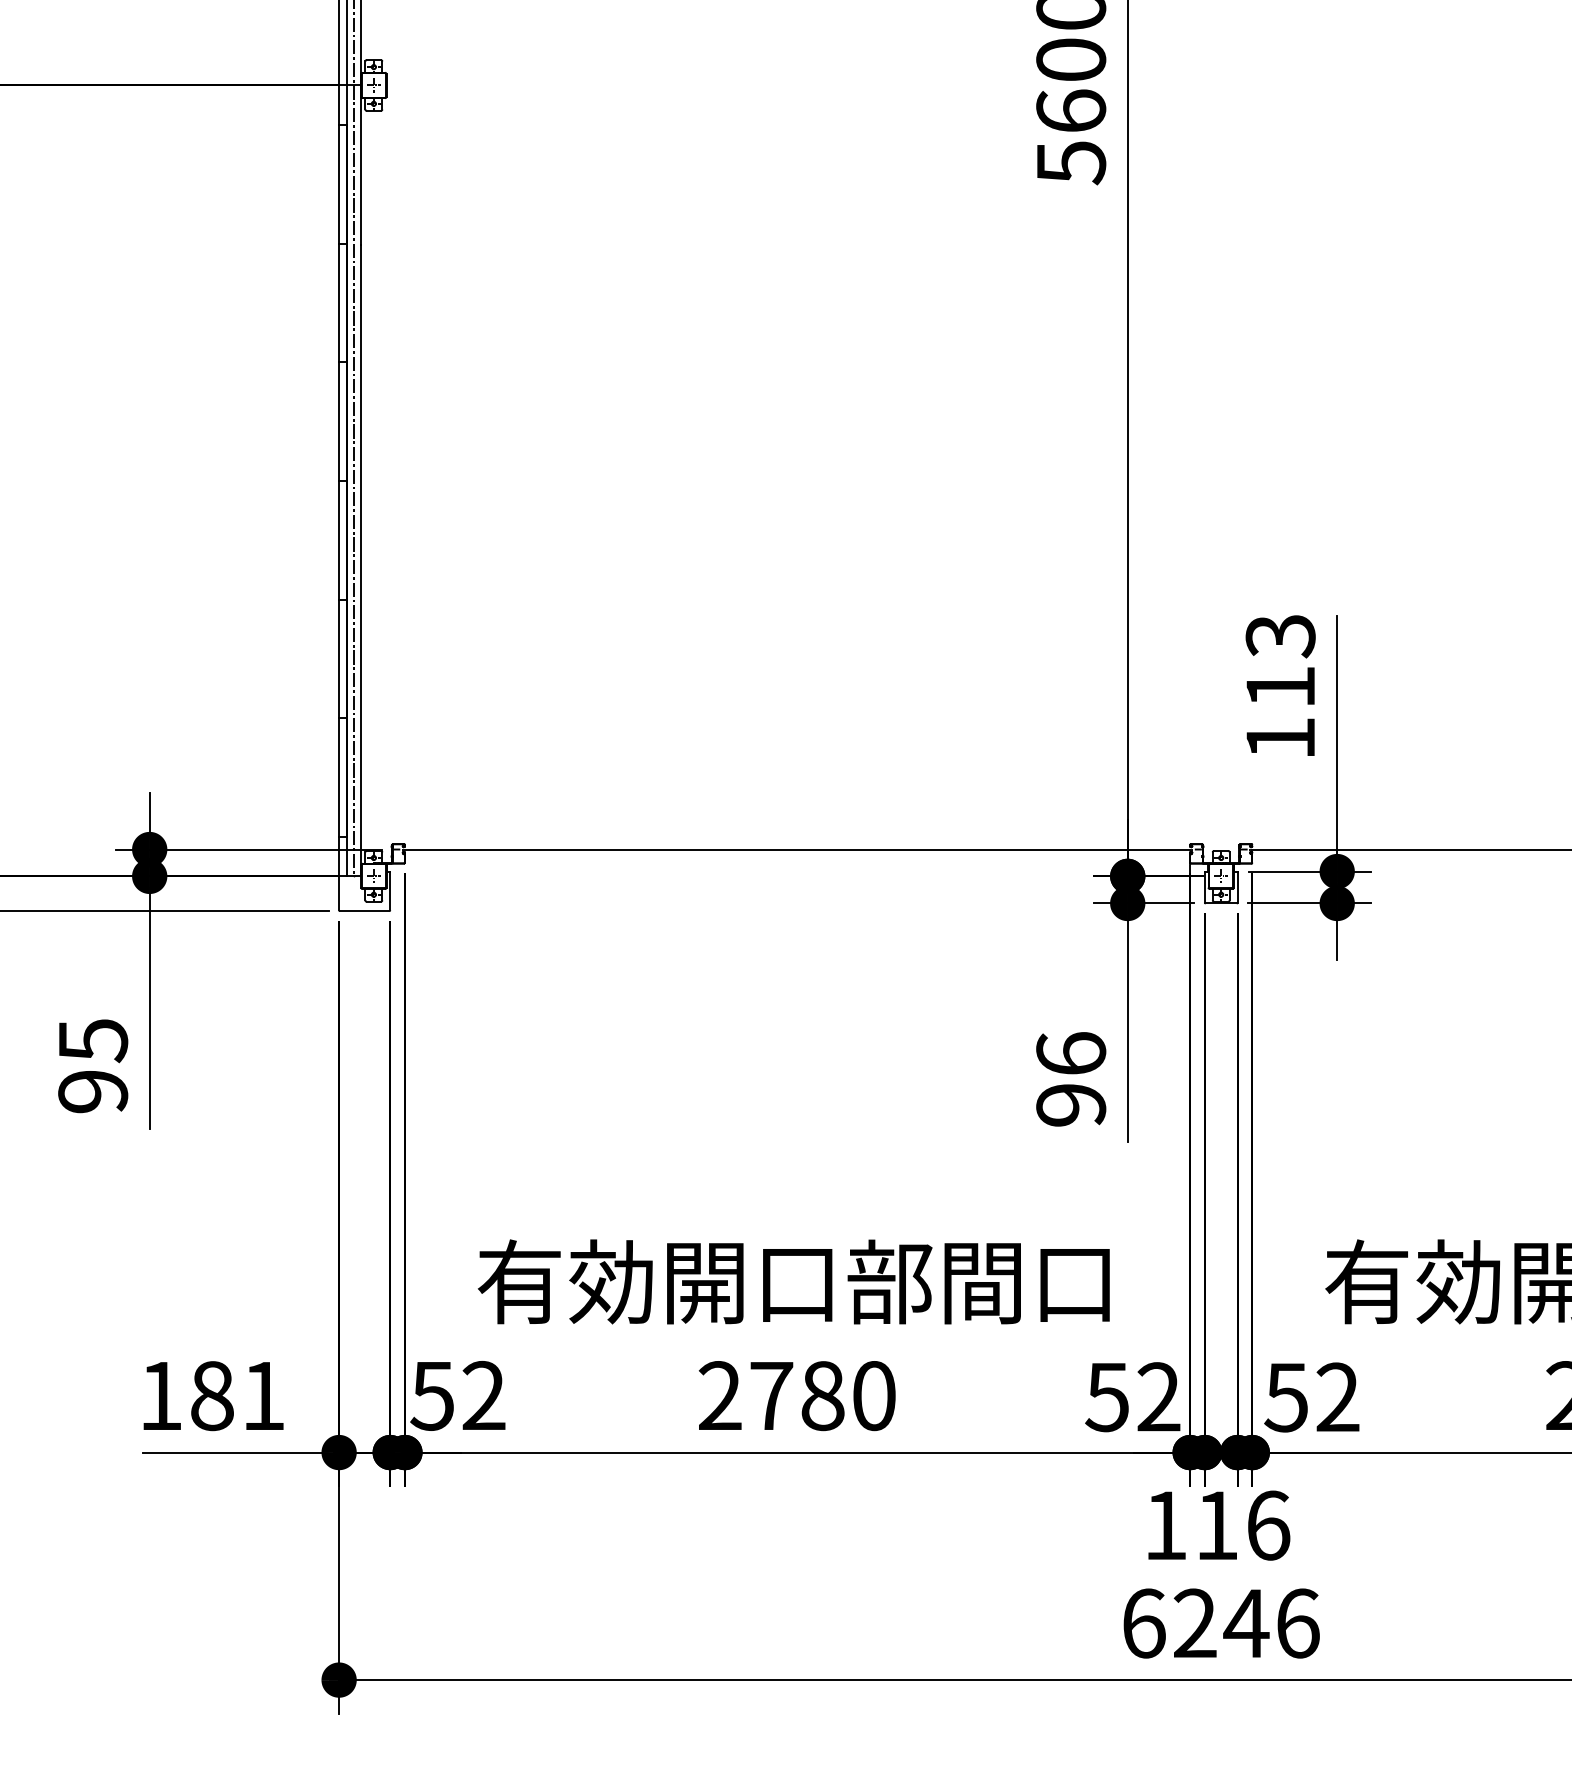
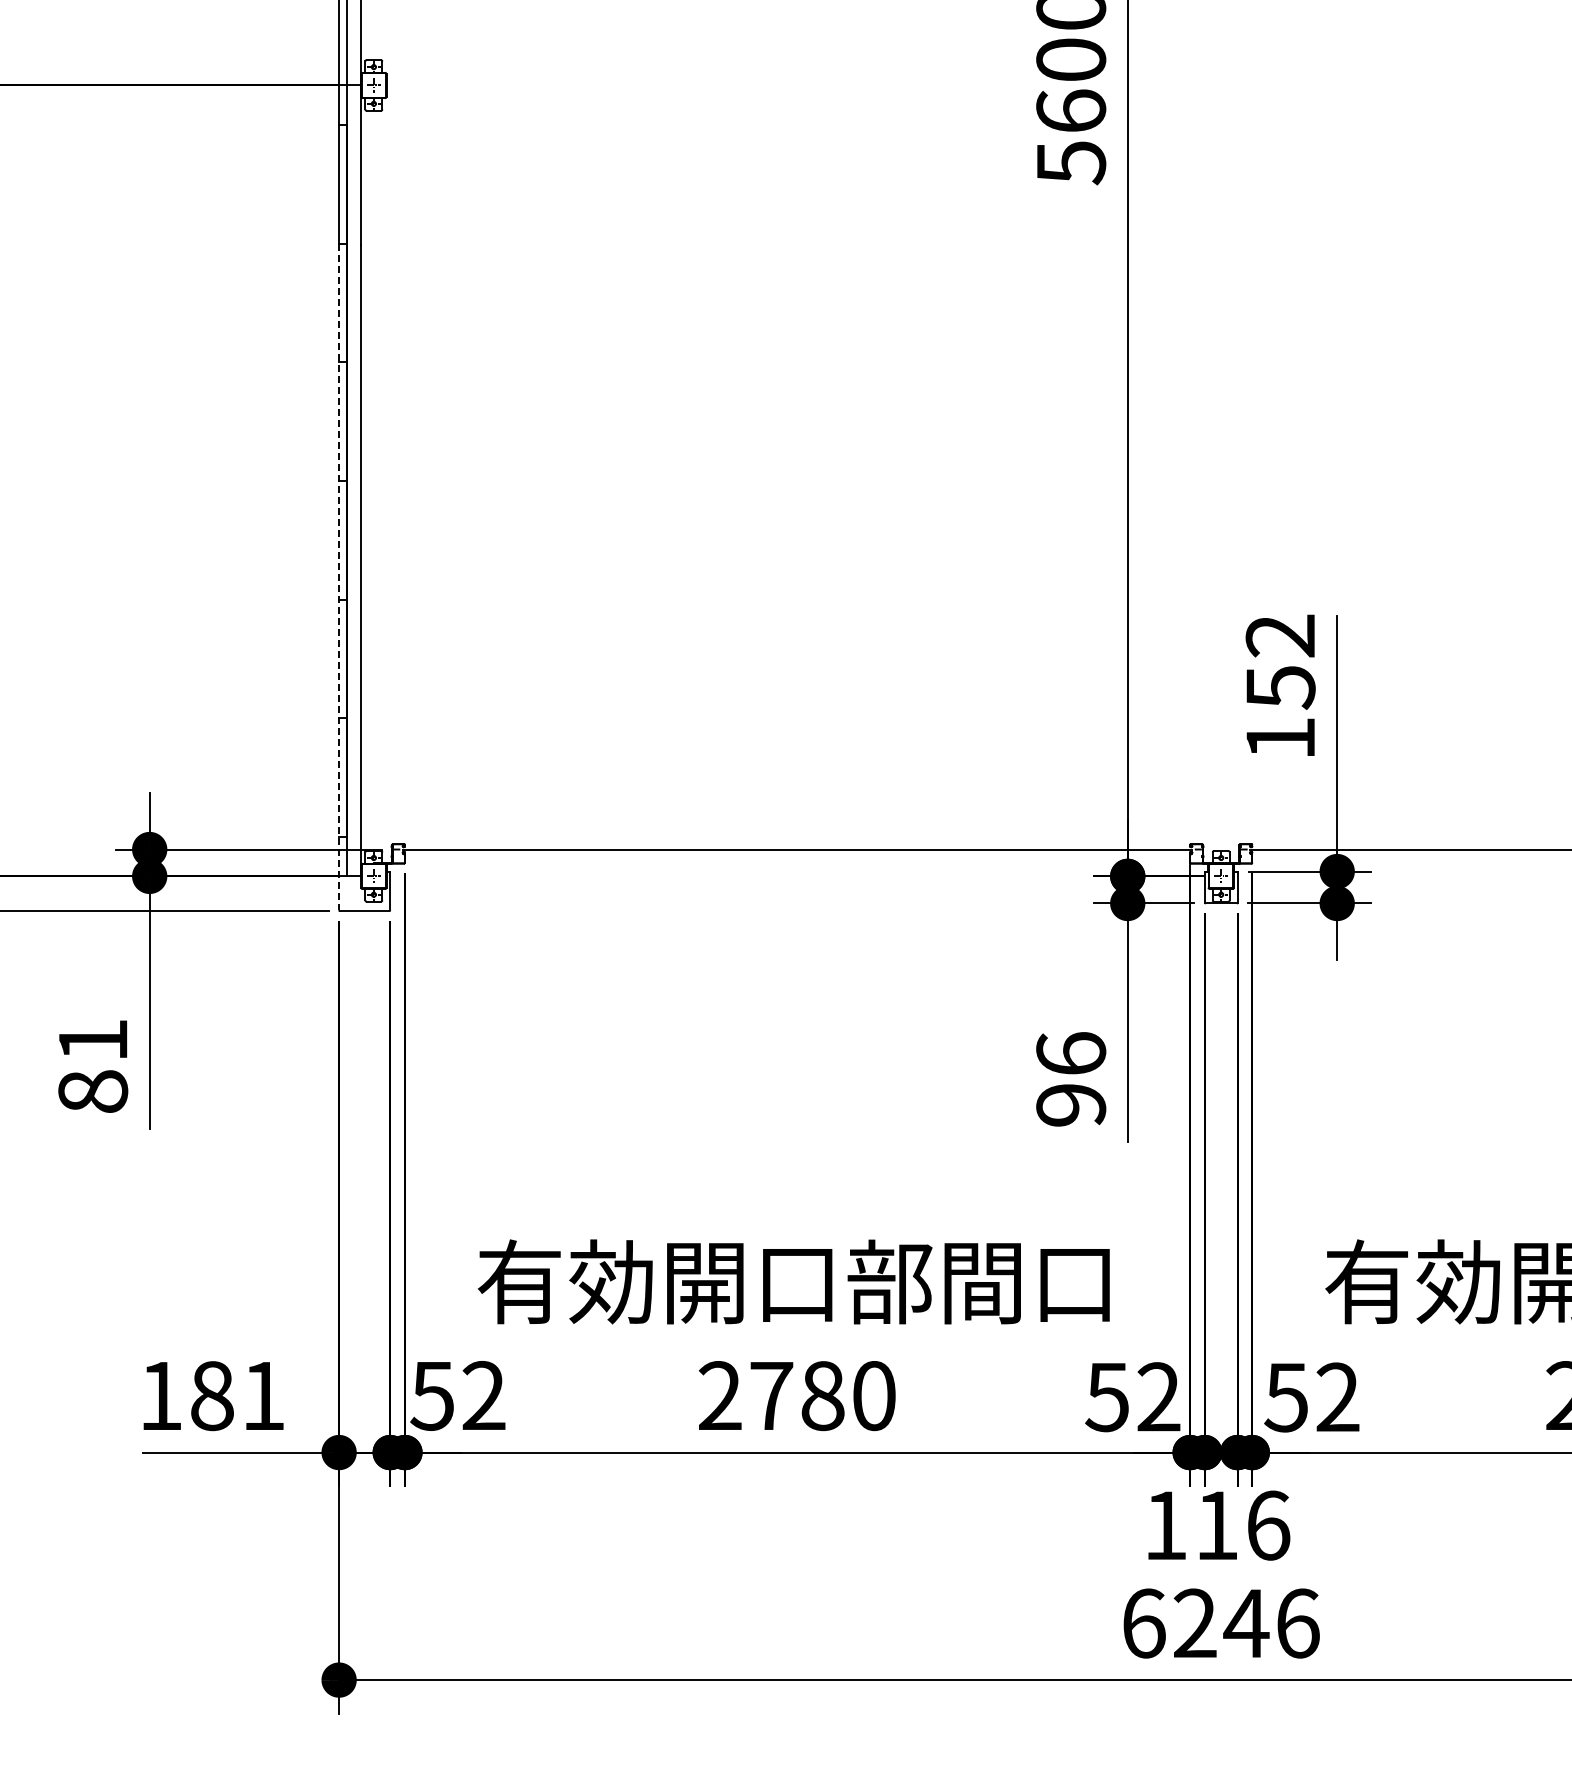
line: present -> none (354, 439)
line: solid -> dashed (339, 577)
text: 113 -> 152 (1280, 661)
text: 95 -> 81 (93, 1066)
